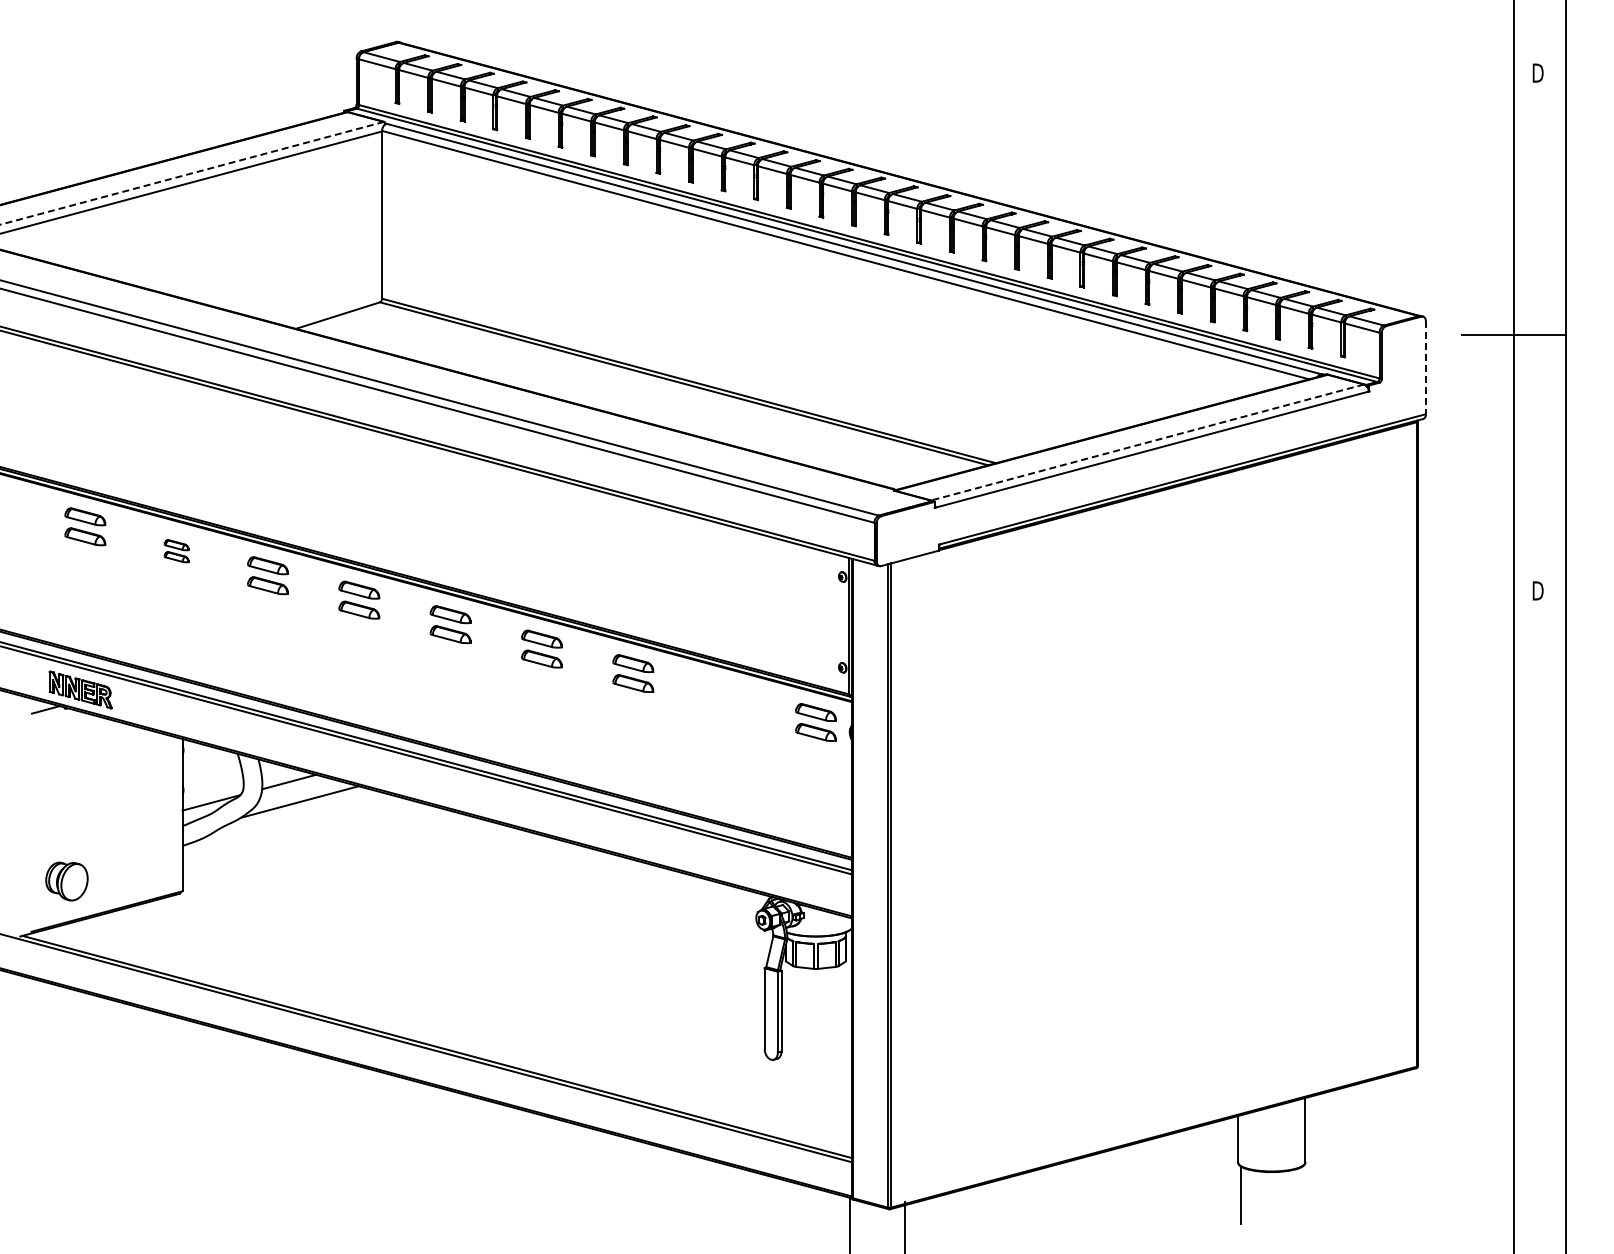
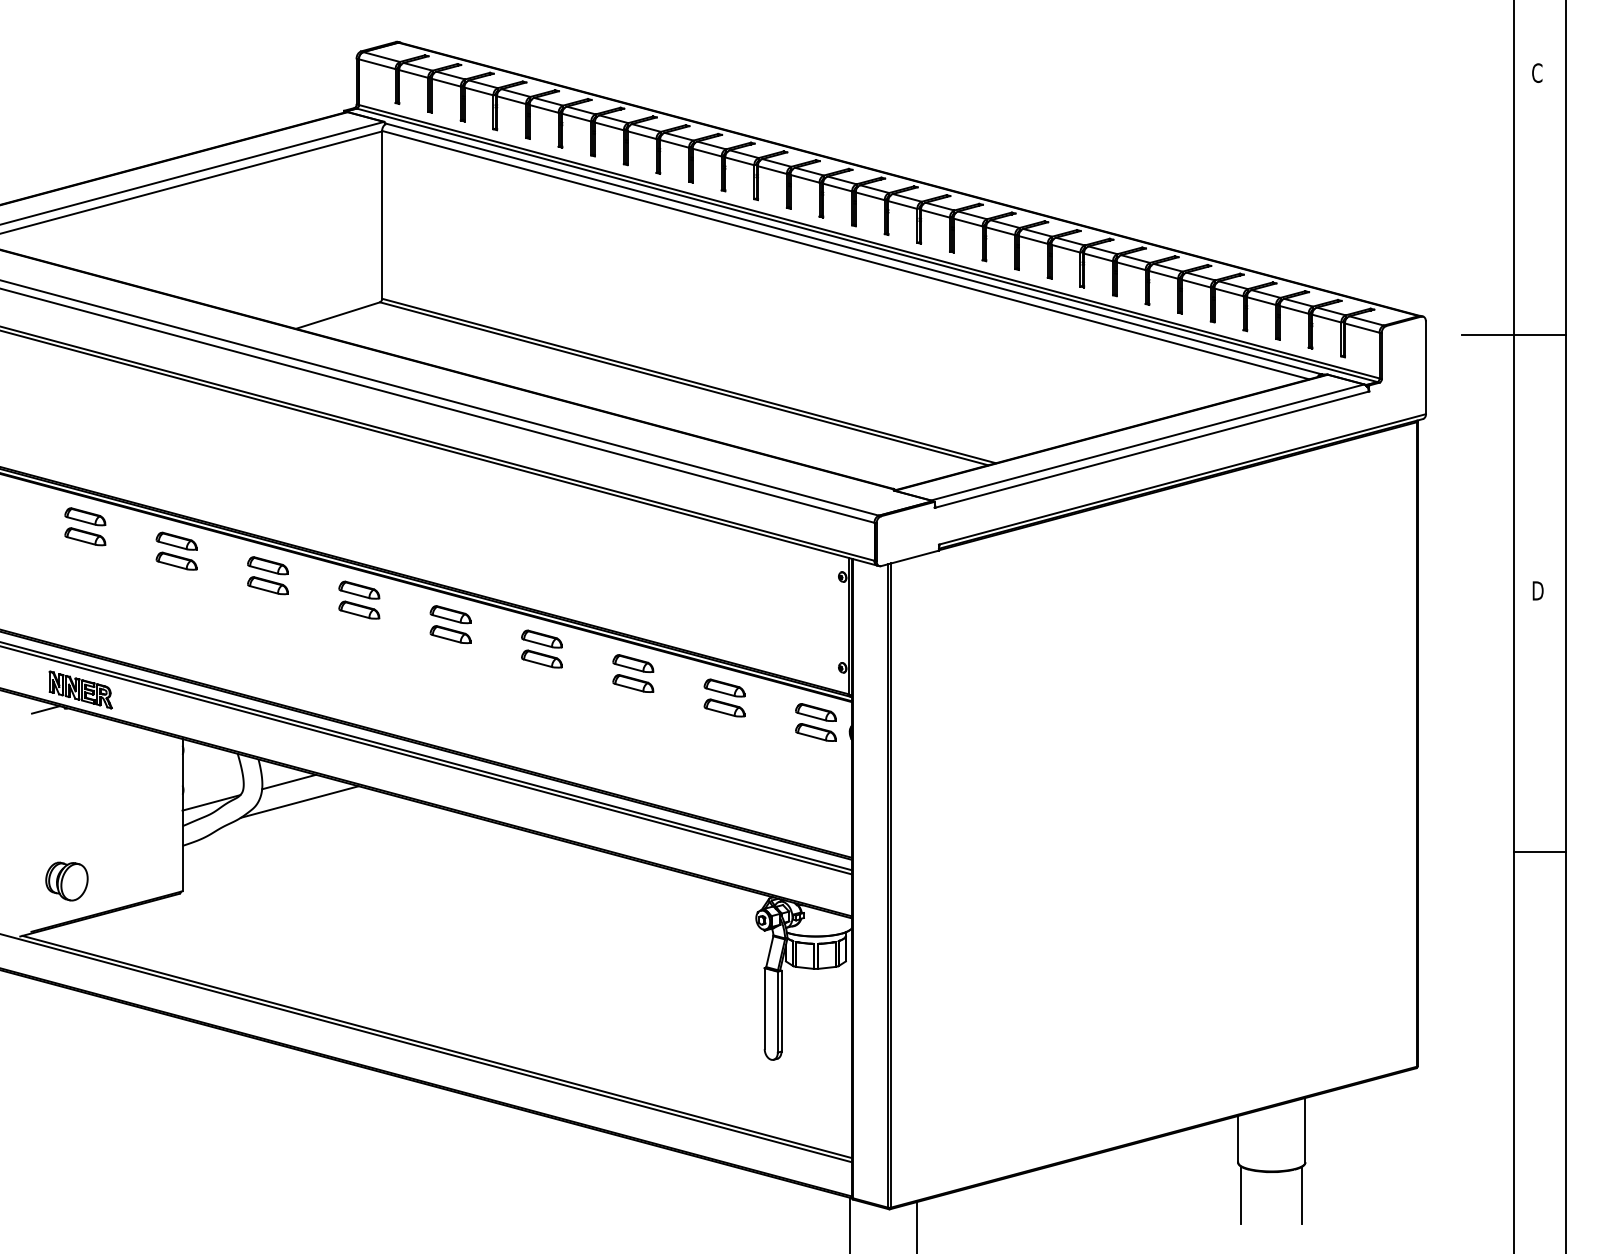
text: D -> C (1537, 72)
line: dashed -> solid (192, 173)
line: dashed -> solid (1425, 368)
line: dashed -> solid (1147, 442)
part size: 27x25 px -> 43x40 px (176, 550)
part: none -> present (724, 697)
line: none -> present (1539, 852)
line: none -> present (1302, 1194)
line position: (905, 1225) -> (917, 1225) (917, 1225)
